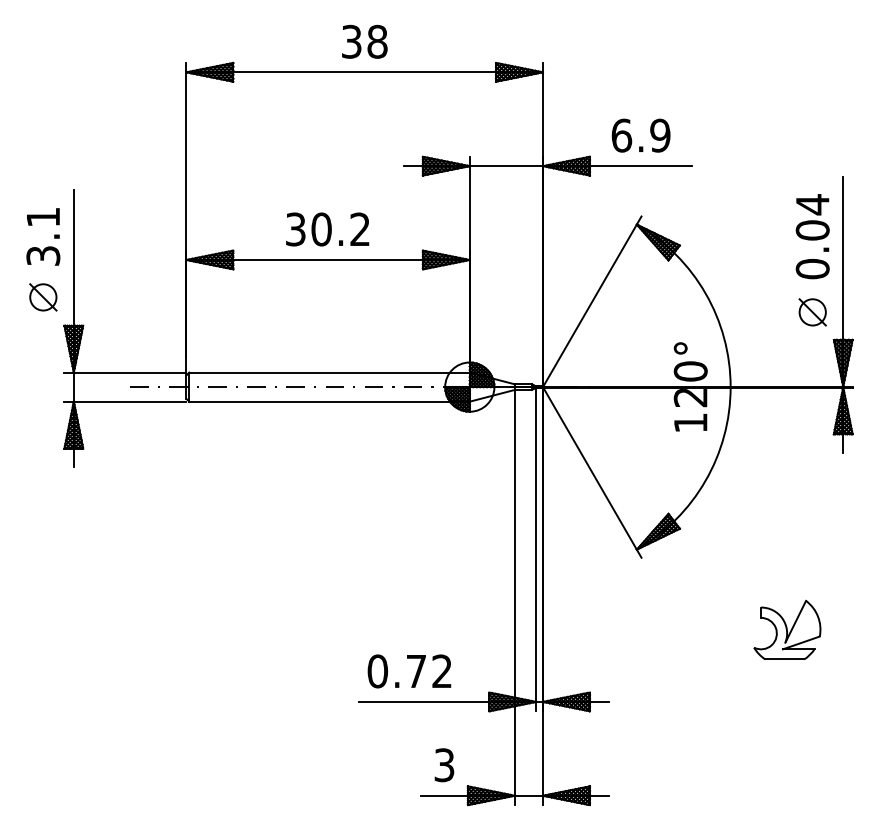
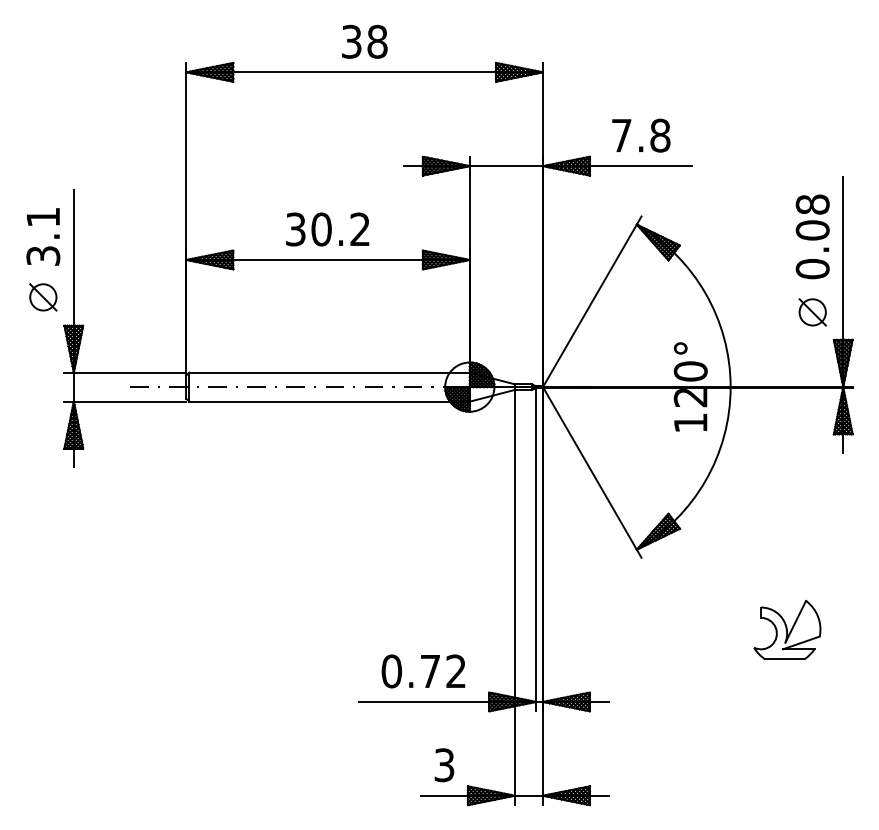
text: 6.9 -> 7.8 (640, 135)
text: 0.04 -> 0.08 (812, 204)
text position: (409, 671) -> (423, 671) (423, 671)
